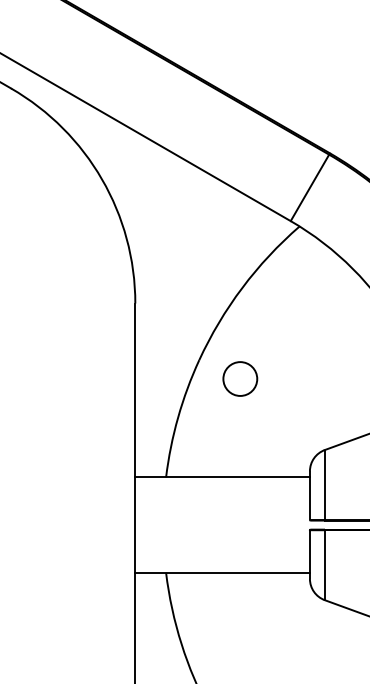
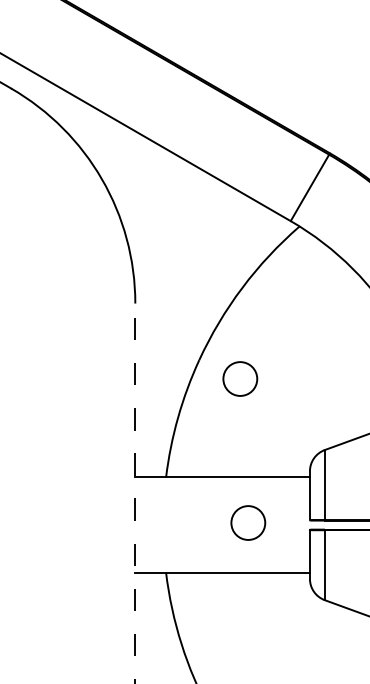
line: solid -> dashed (135, 493)
circle: none -> present (248, 522)
